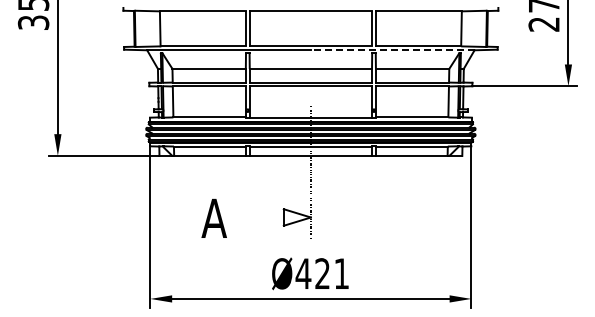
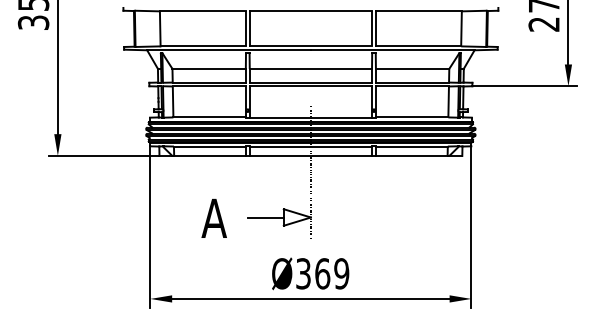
line: dashed -> solid (392, 50)
line: none -> present (265, 217)
text: Ø421 -> Ø369 (322, 273)
